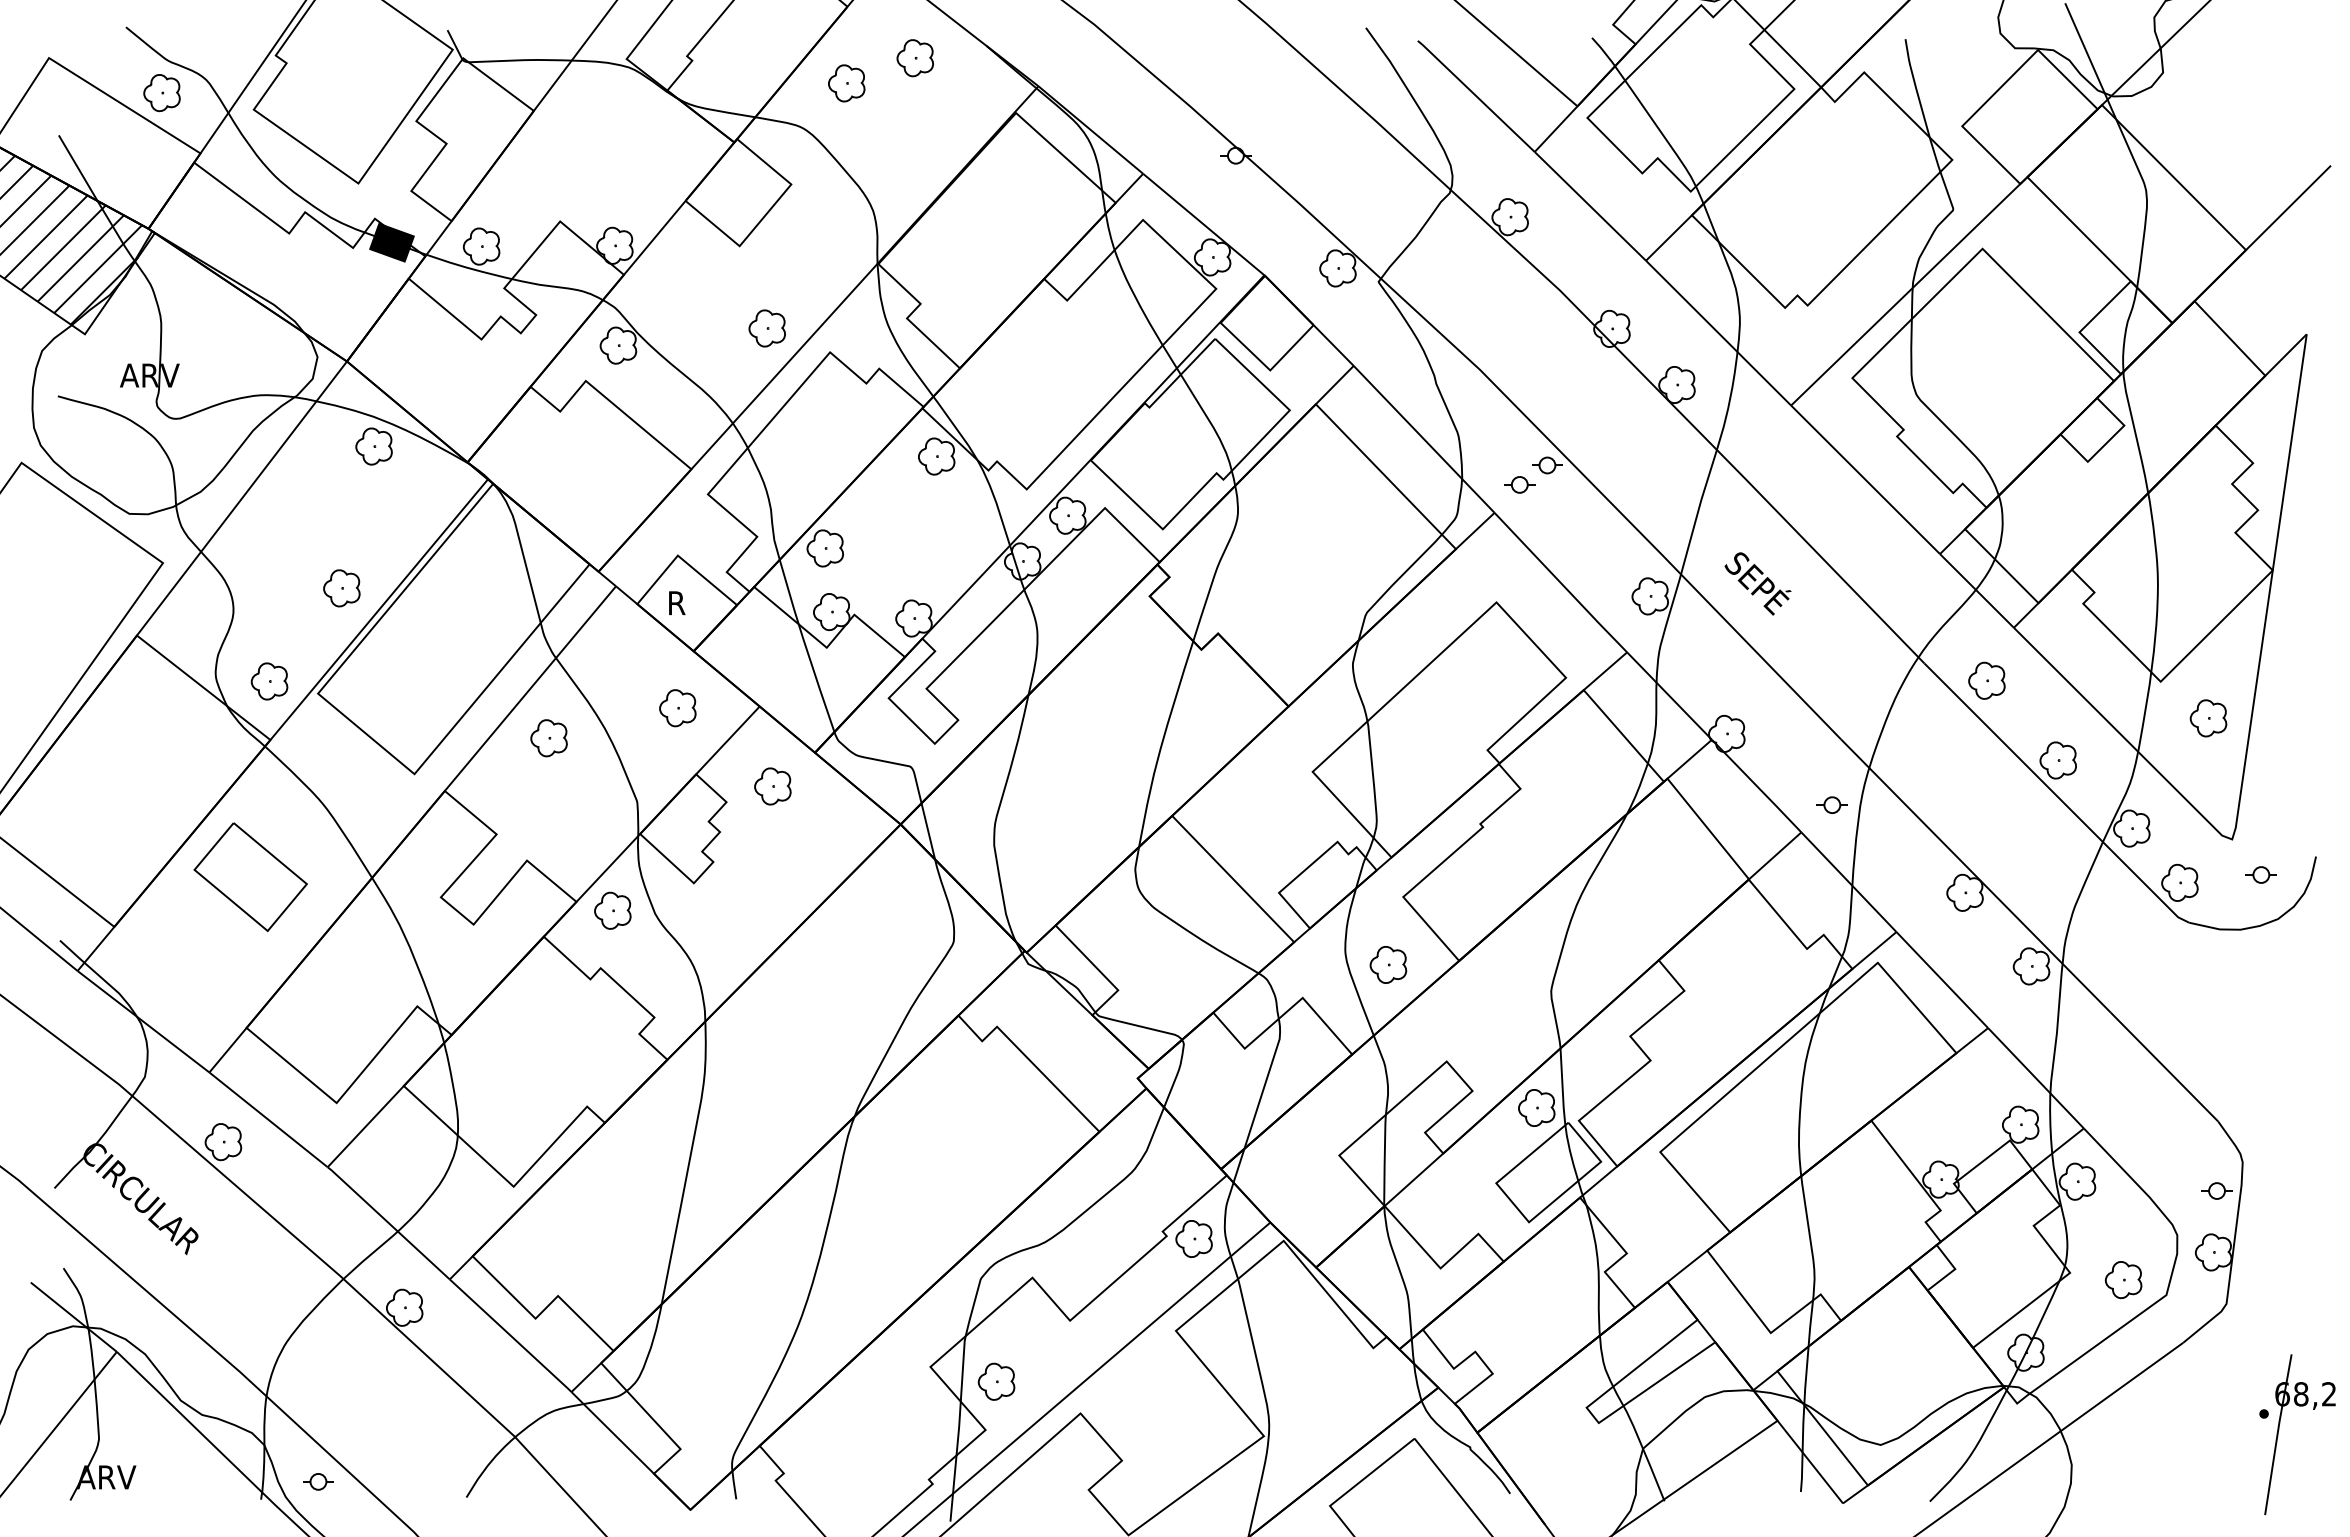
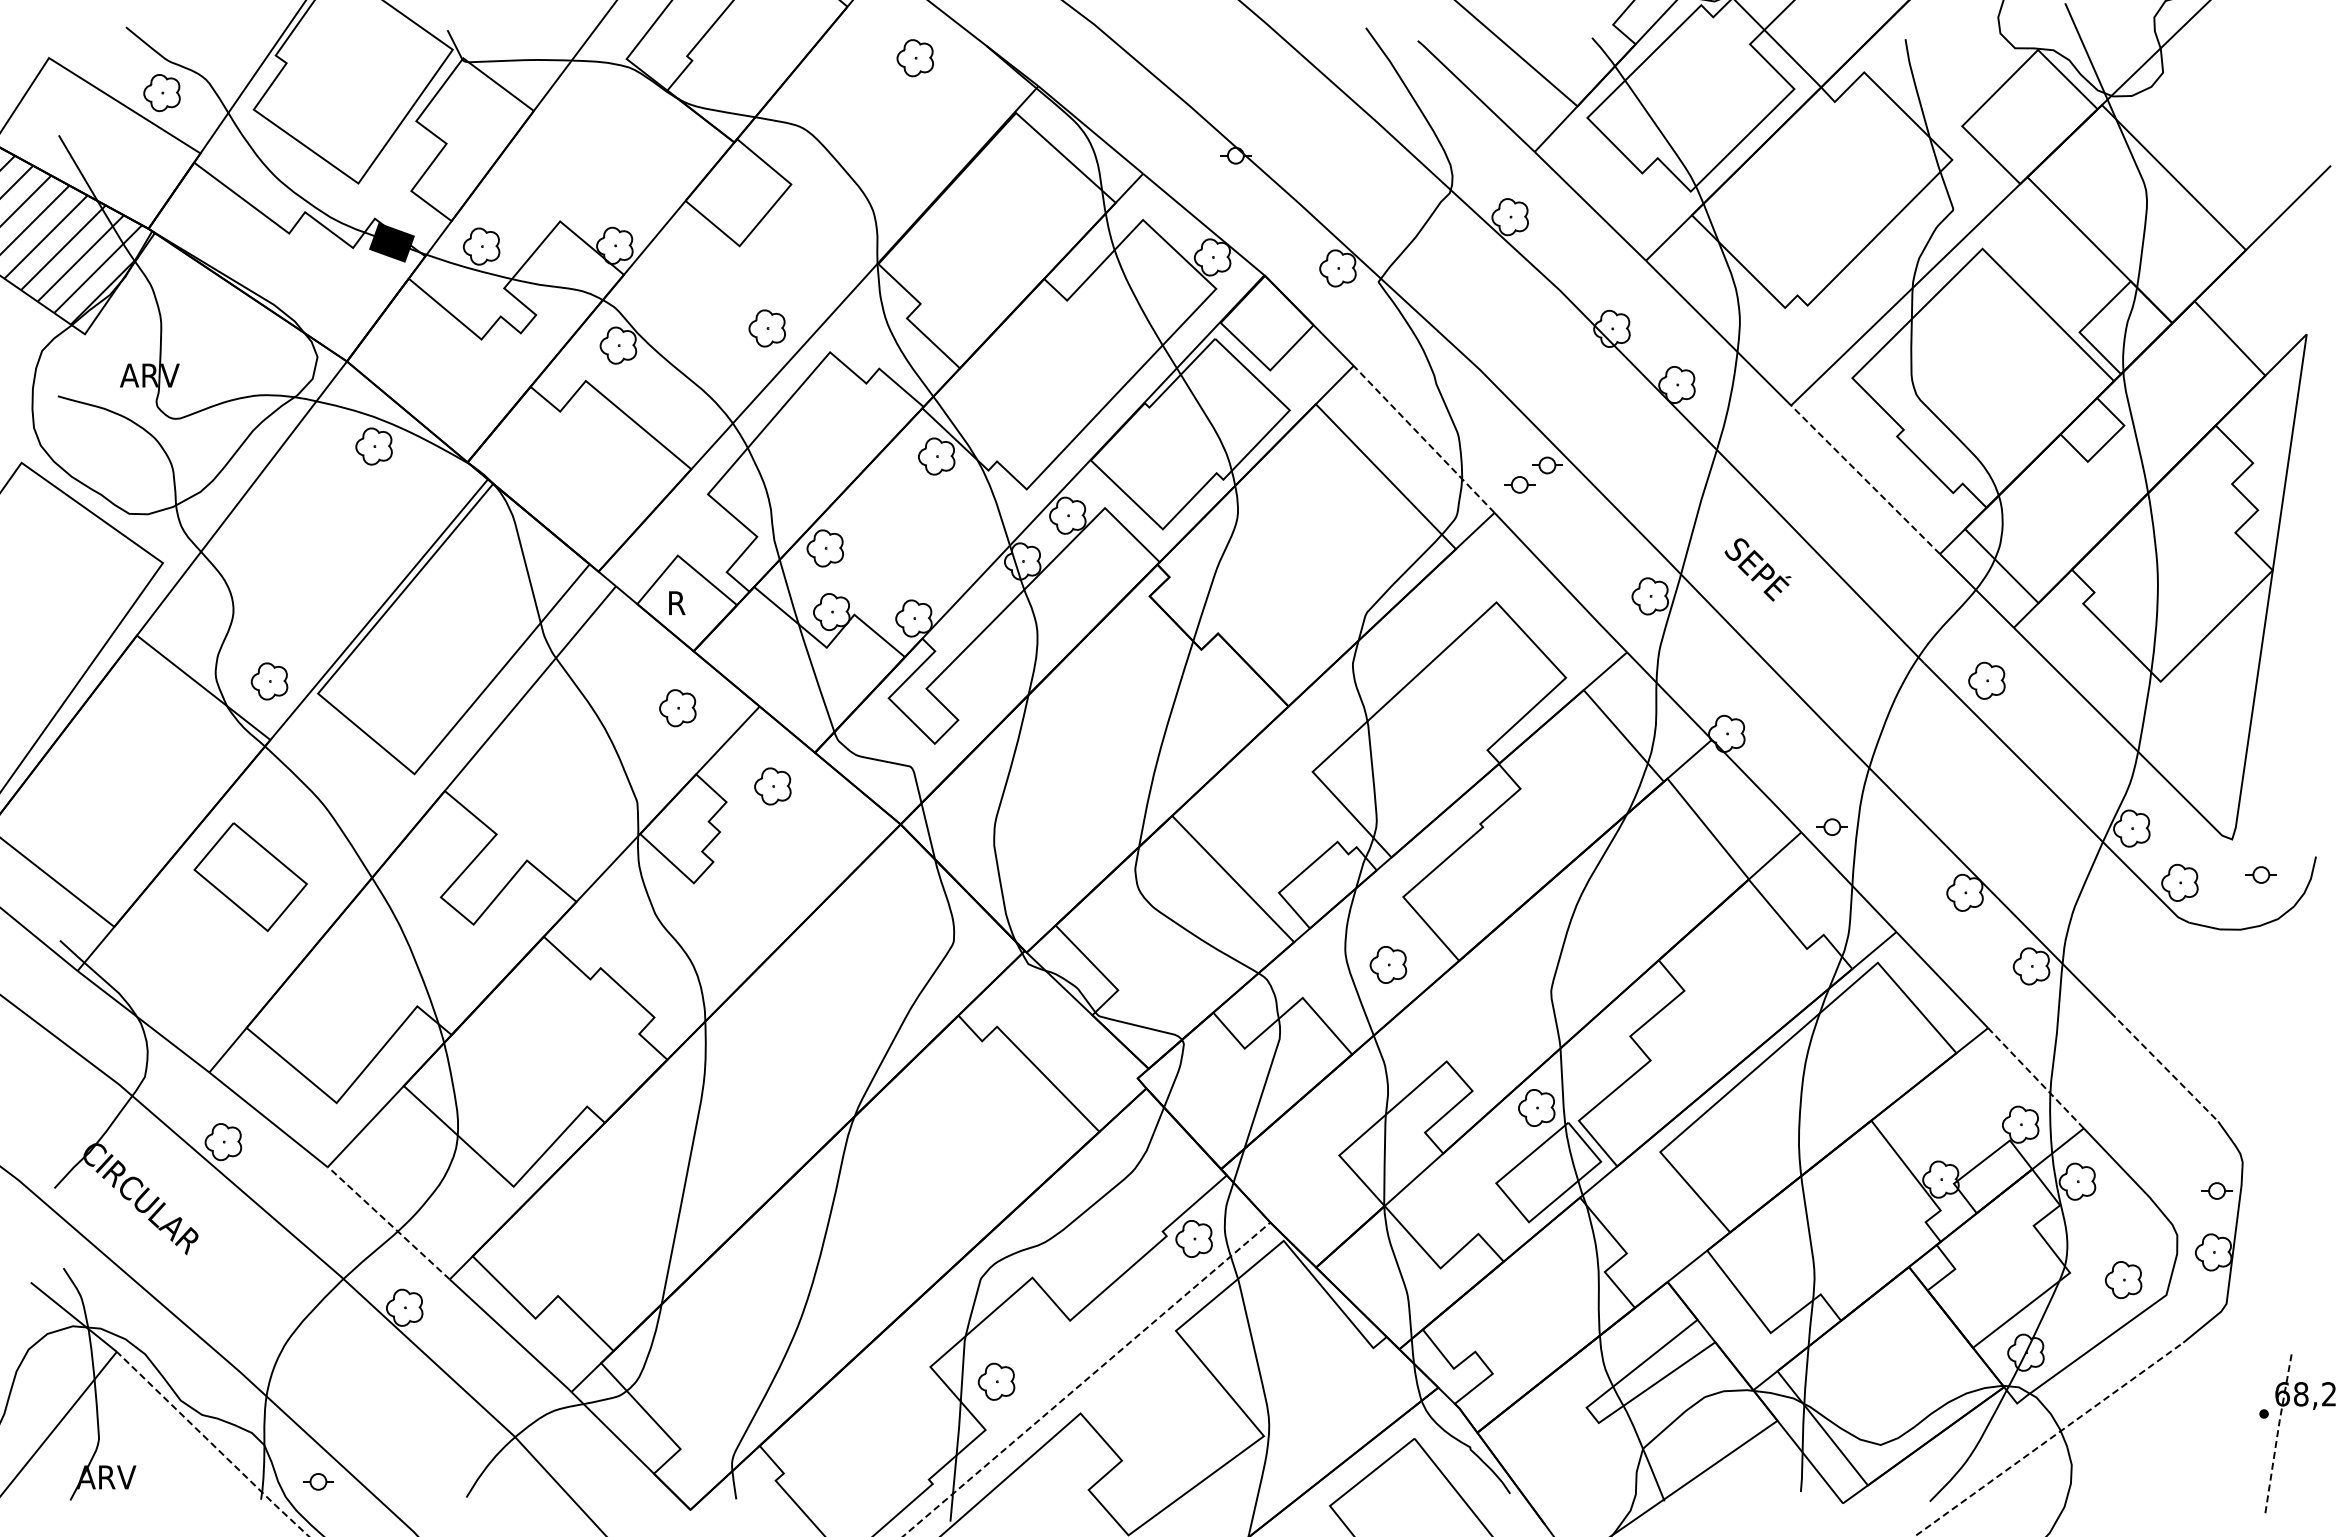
part: present -> none (846, 83)
line: solid -> dashed (1424, 439)
line: solid -> dashed (1865, 479)
text position: (1757, 583) -> (1757, 569) (1757, 569)
part: present -> none (341, 588)
part: present -> none (2208, 718)
part: present -> none (548, 738)
part: present -> none (2057, 760)
part position: (1831, 804) -> (1831, 826) (1831, 826)
part: present -> none (612, 910)
line: solid -> dashed (2164, 1067)
line: solid -> dashed (2035, 1077)
line: solid -> dashed (388, 1222)
line: solid -> dashed (1086, 1379)
line: solid -> dashed (2277, 1434)
line: solid -> dashed (2048, 1439)
line: solid -> dashed (212, 1444)
